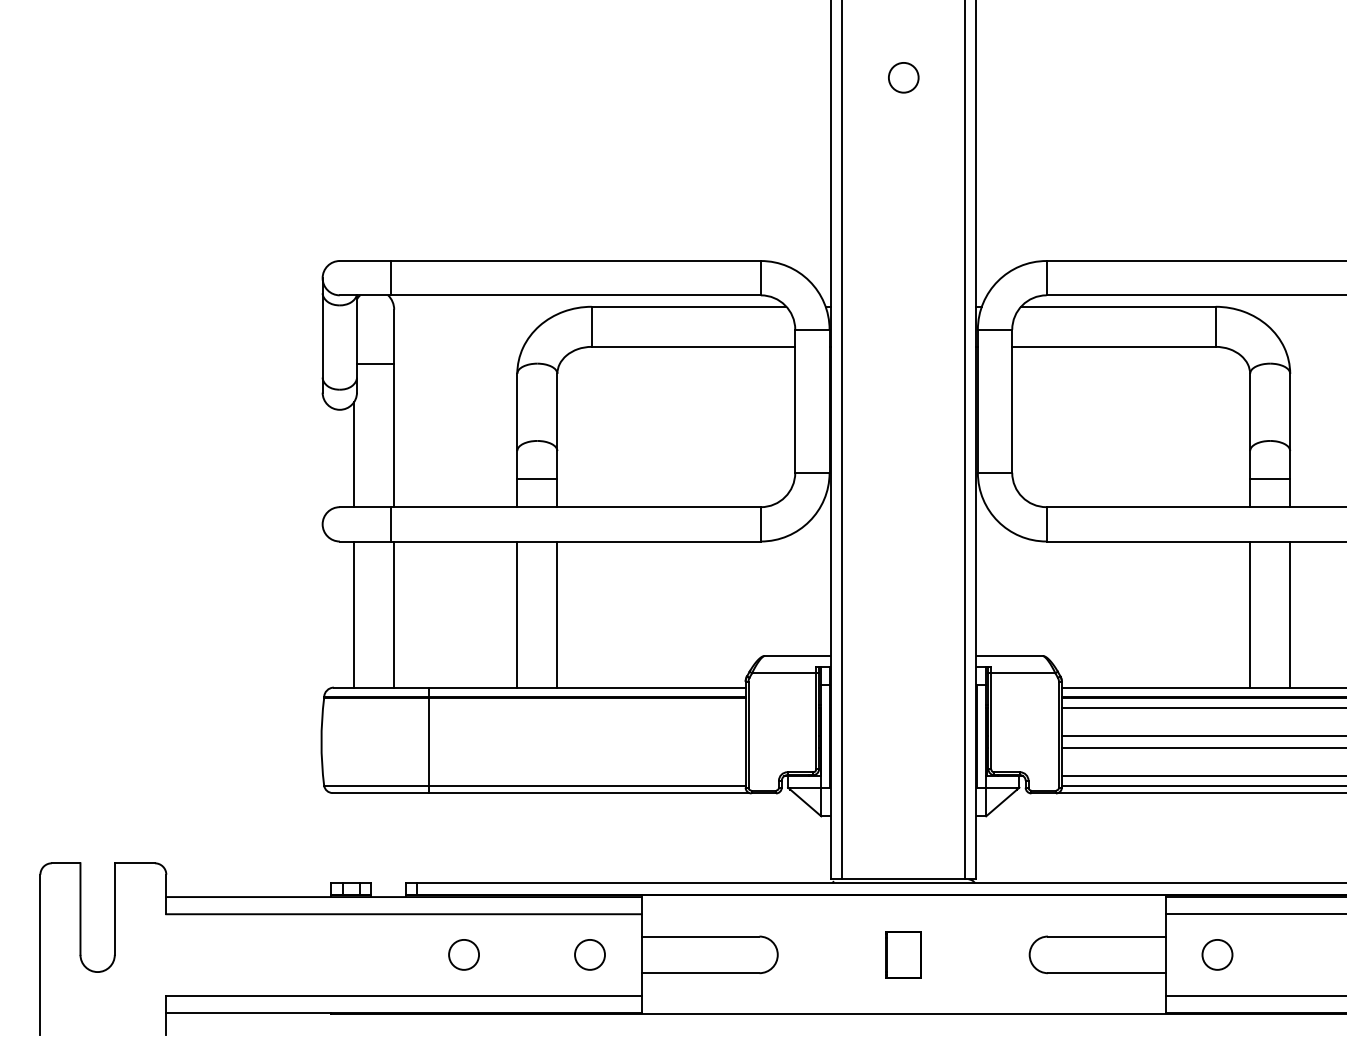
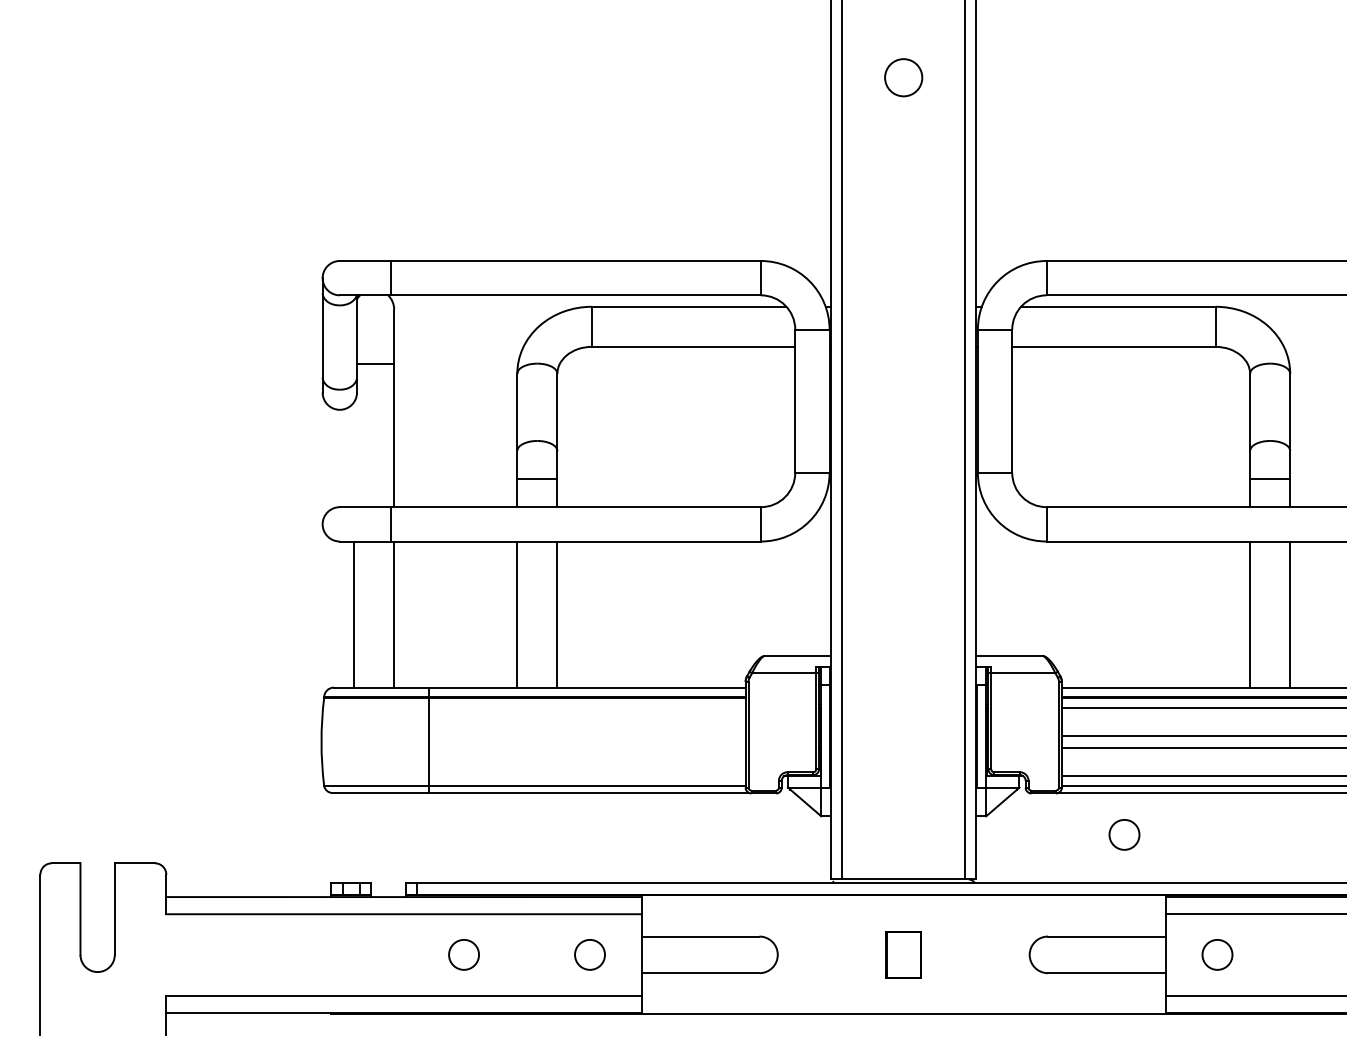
circle size: 32x32 px -> 40x40 px (903, 77)
line: present -> none (354, 454)
circle: none -> present (1124, 834)
